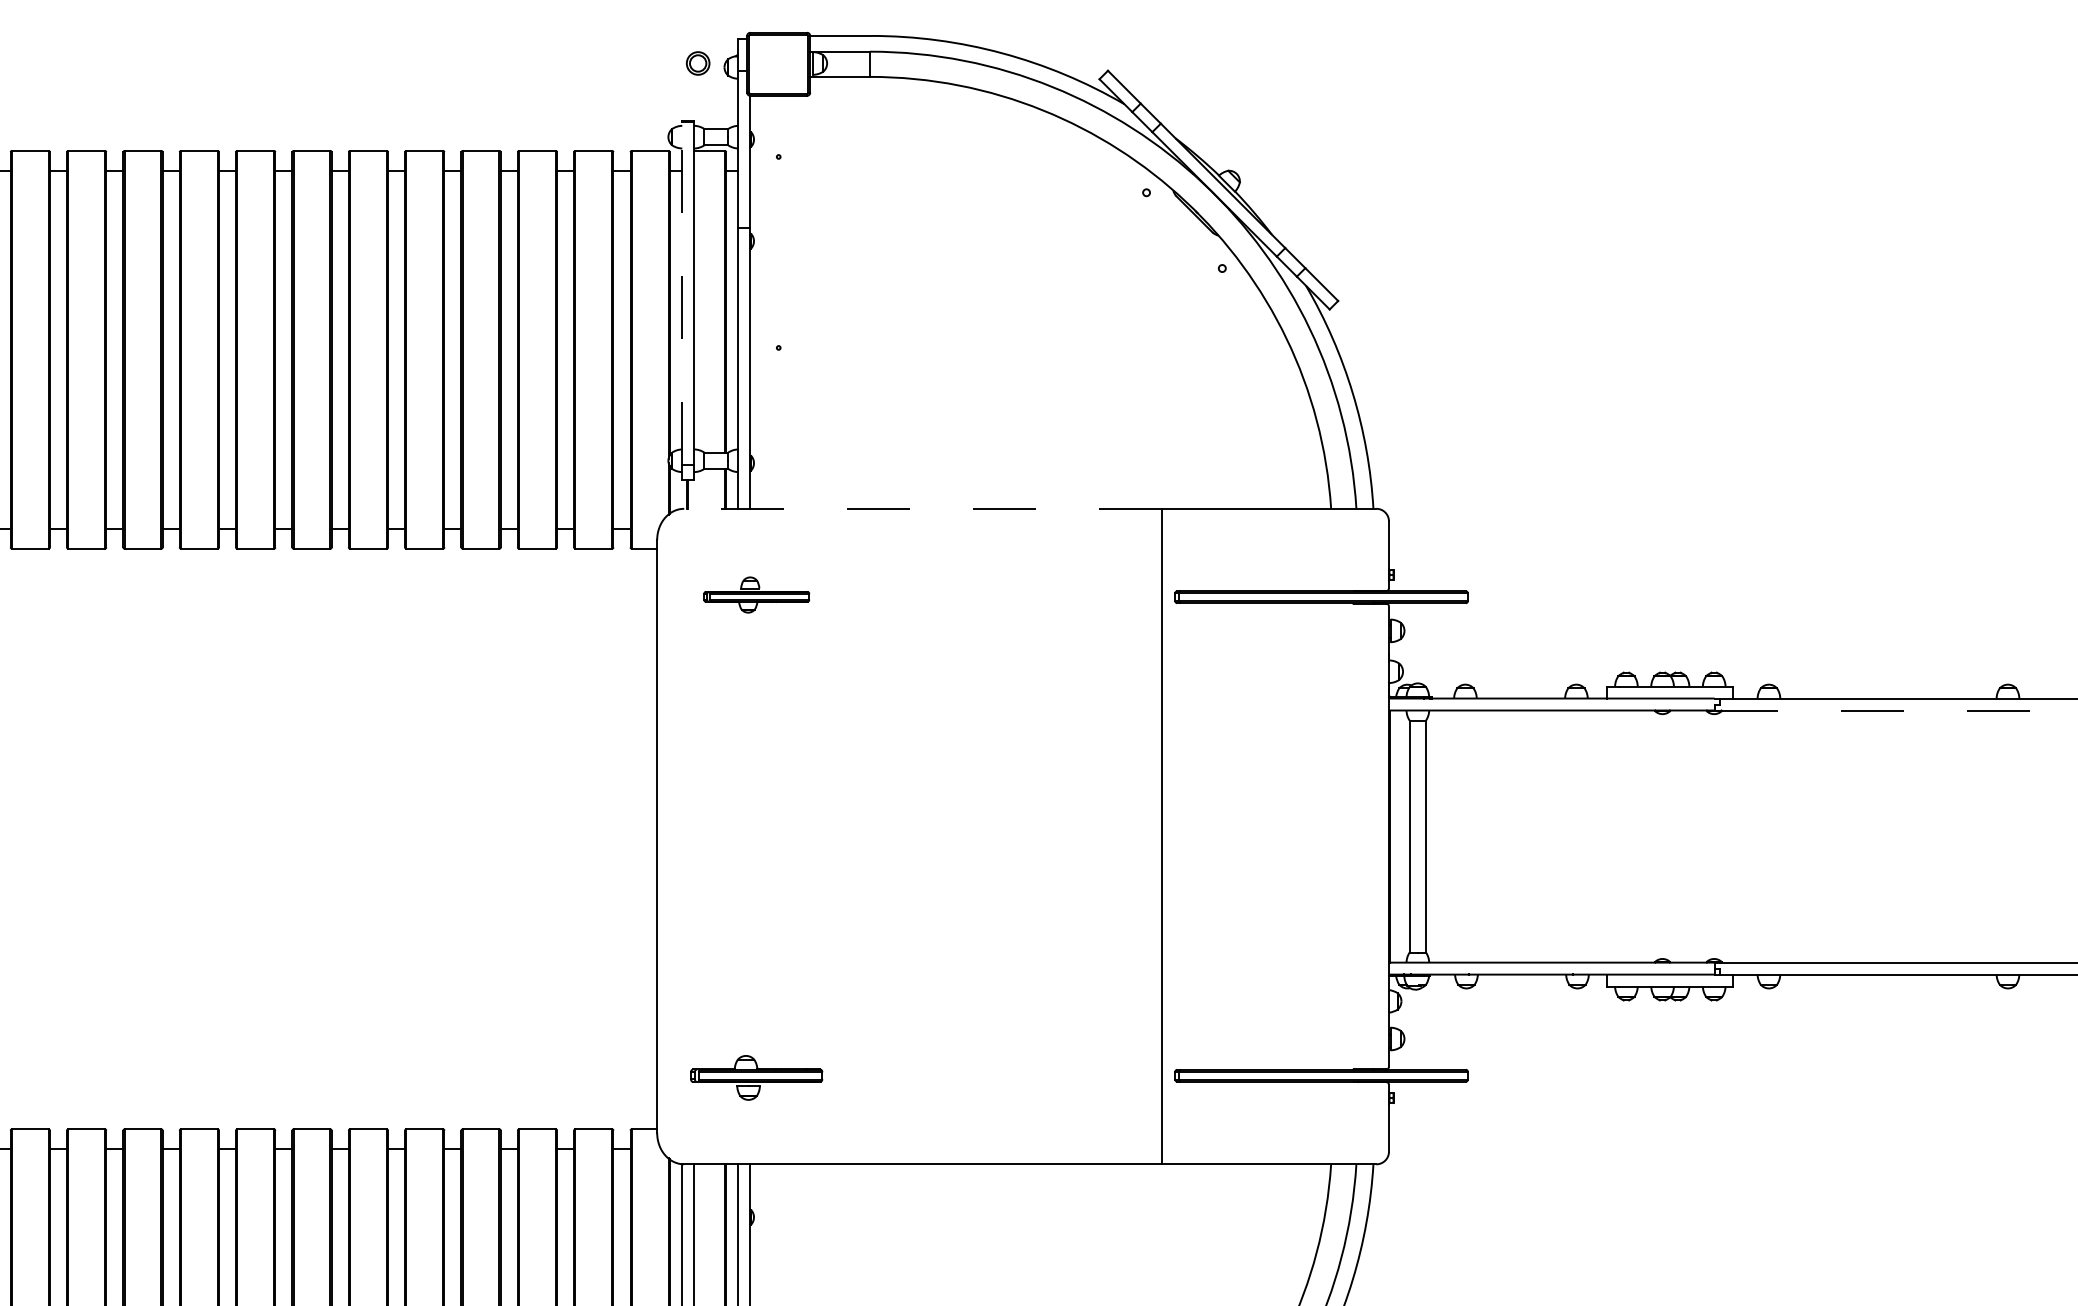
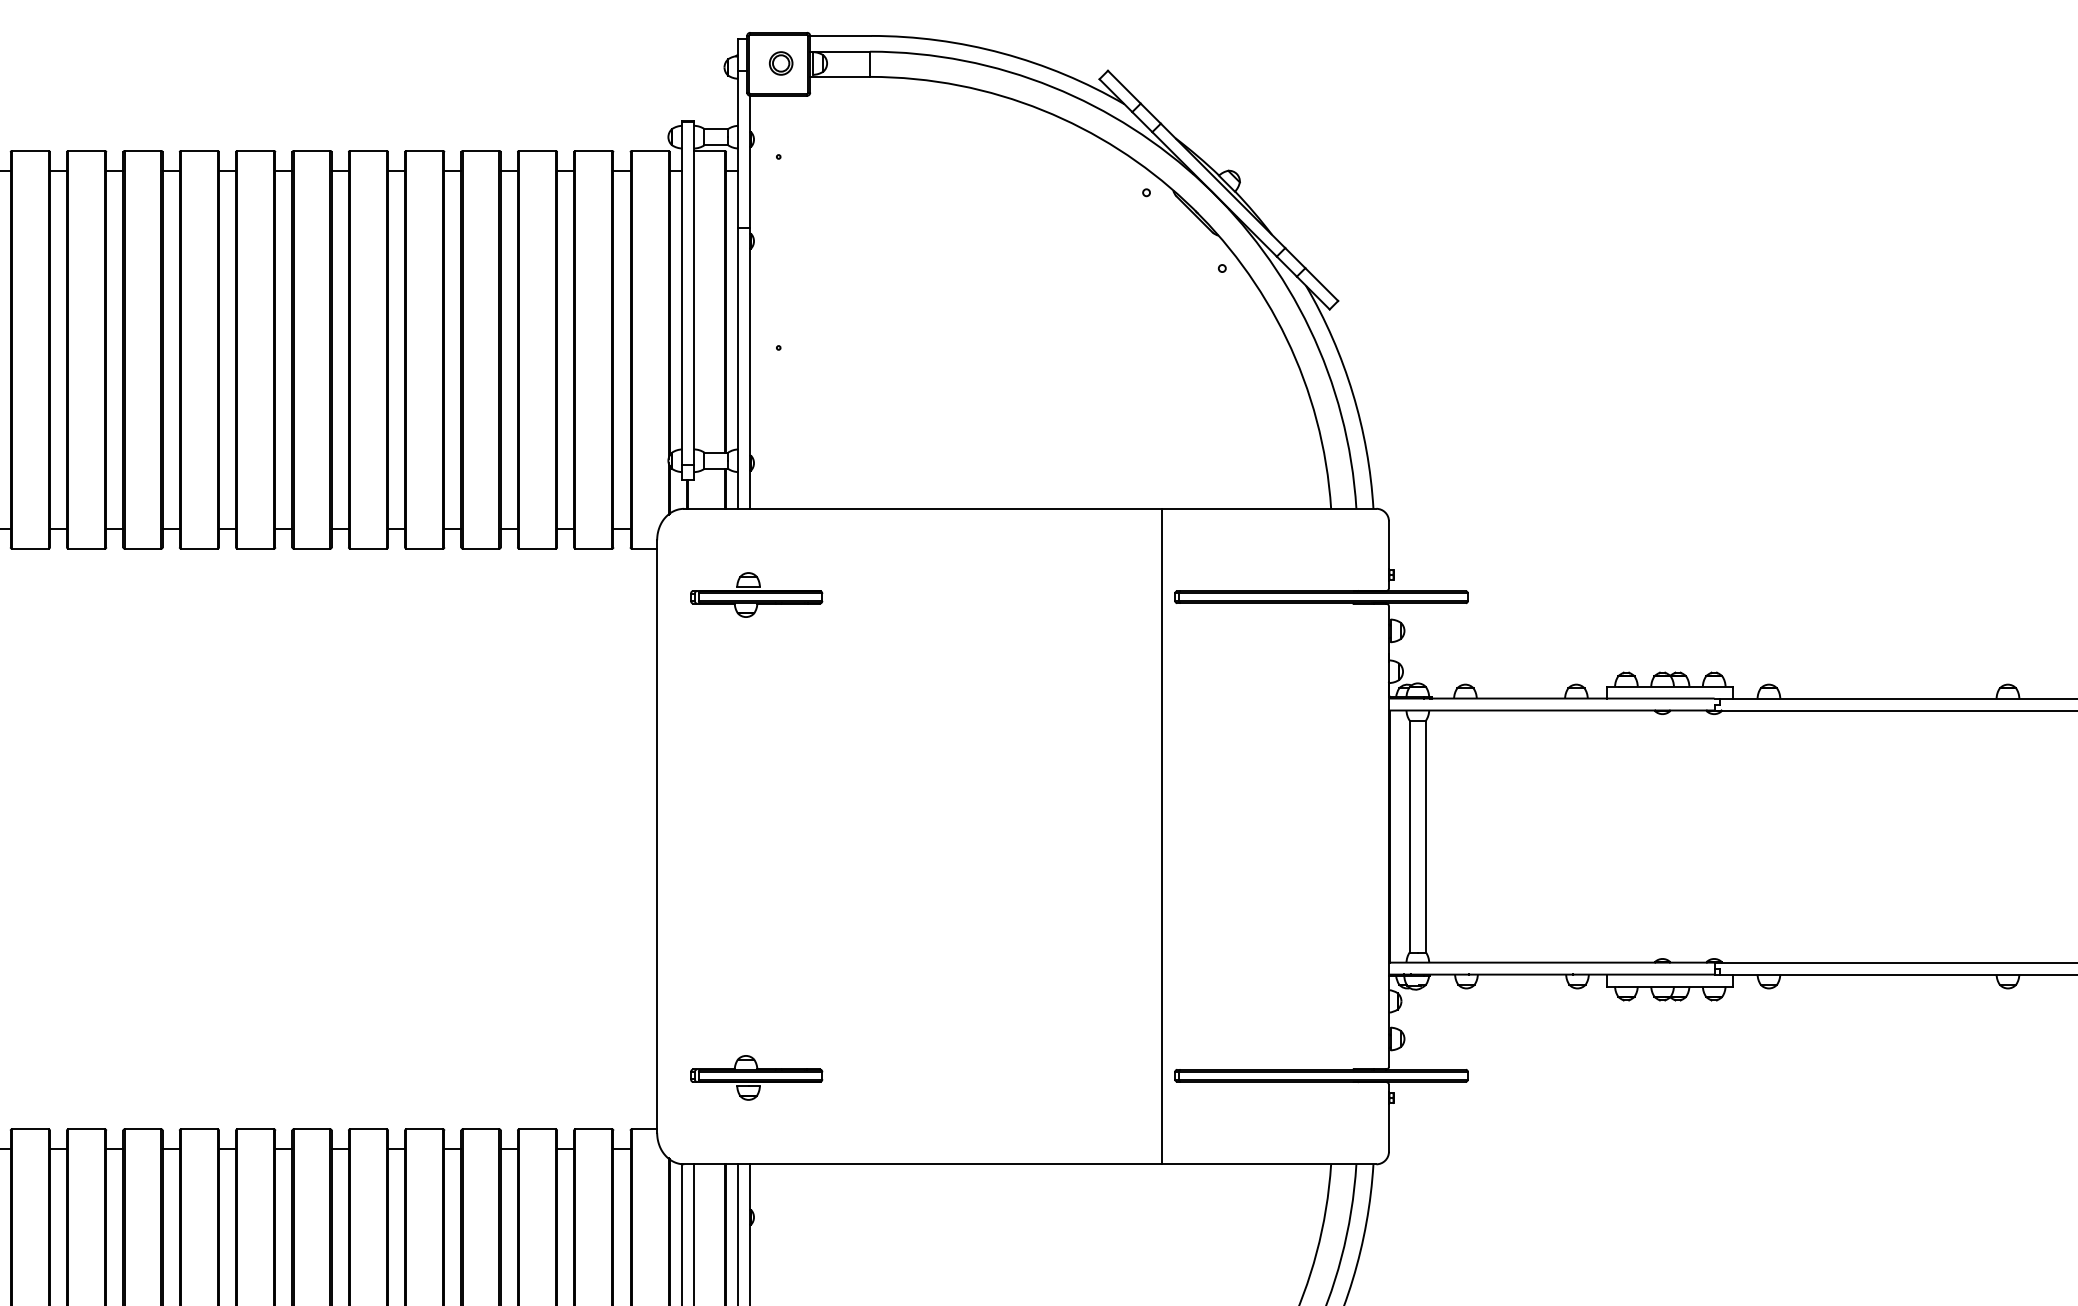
part position: (698, 63) -> (781, 63) (781, 63)
line: dashed -> solid (682, 292)
line: dashed -> solid (923, 508)
part size: 108x38 px -> 134x46 px (756, 594)
line: dashed -> solid (1896, 710)
